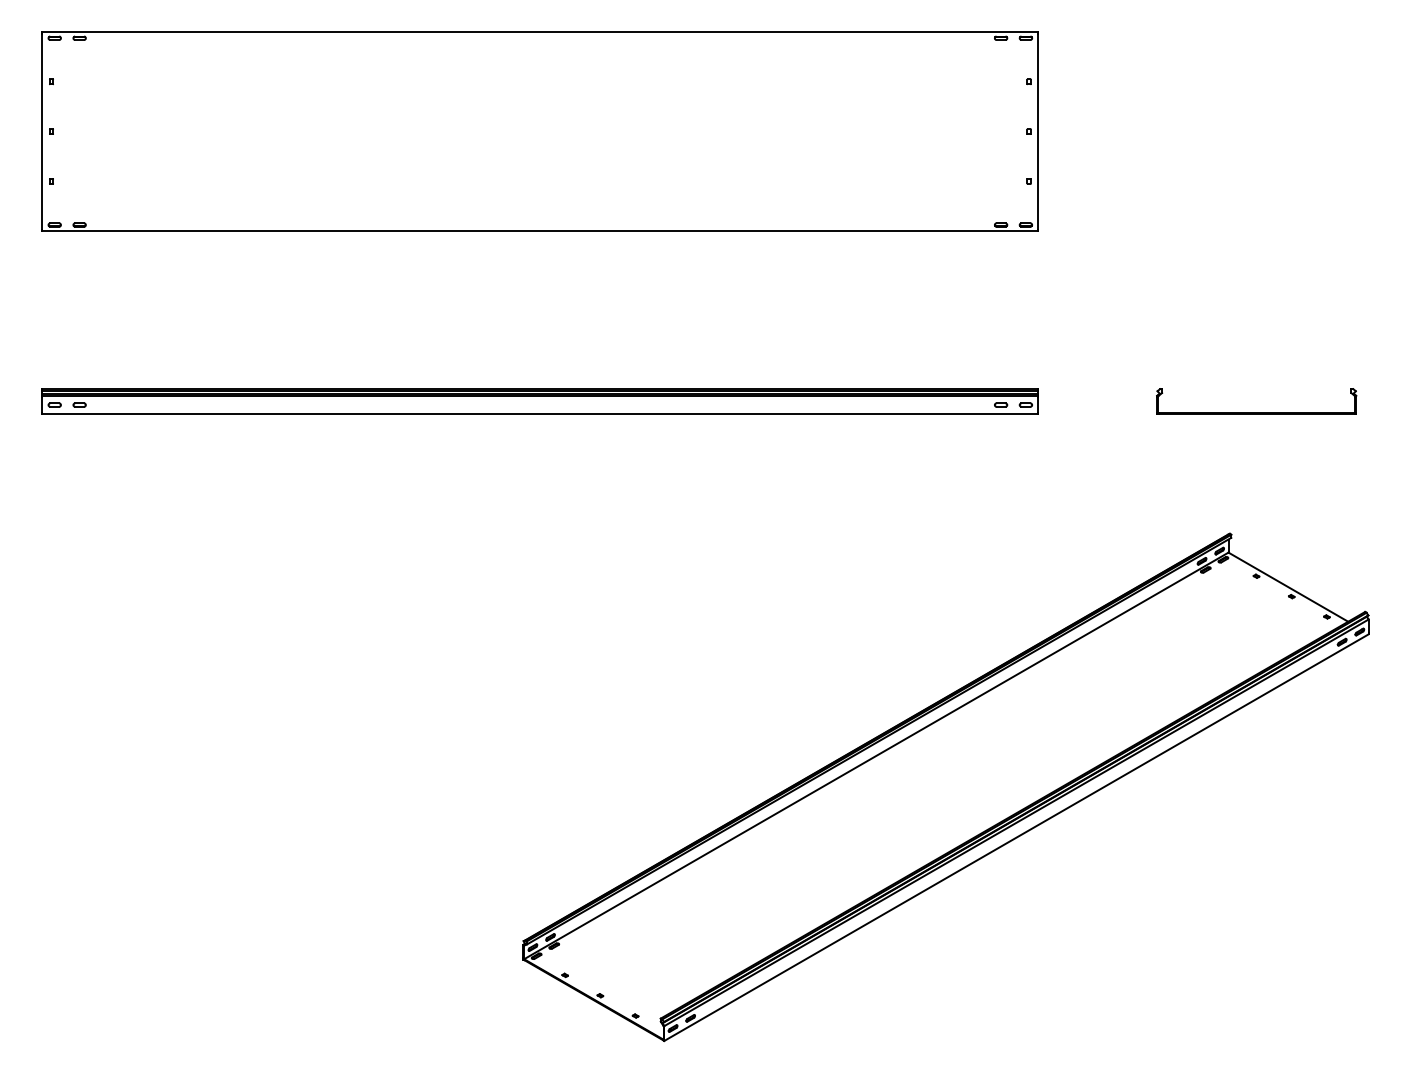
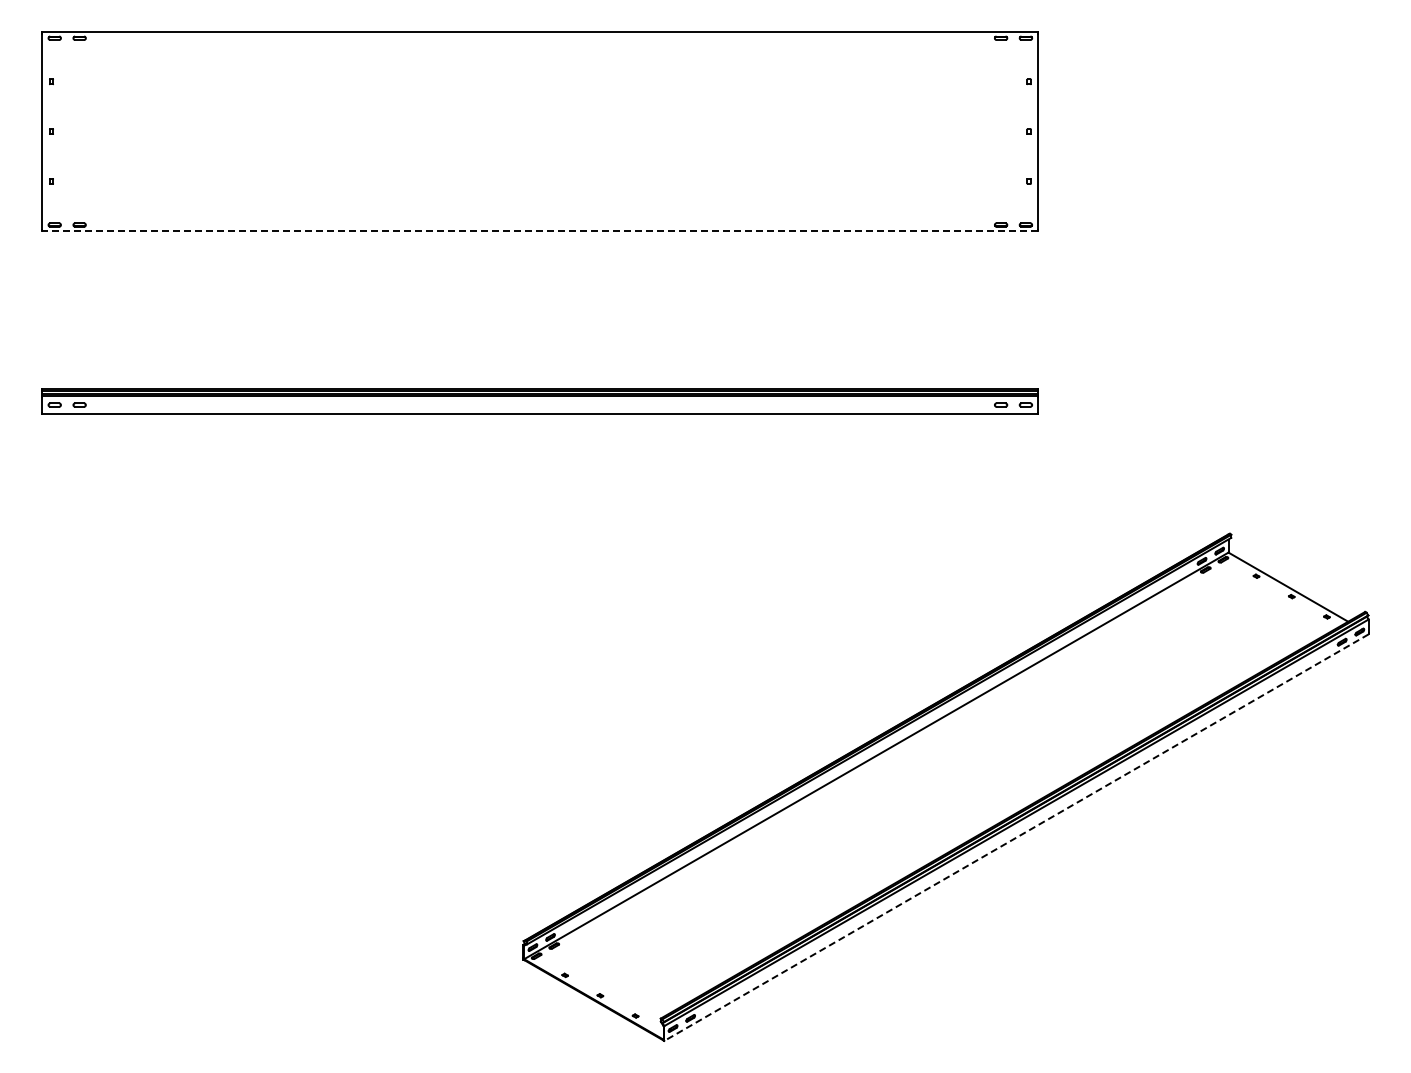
line: solid -> dashed (539, 231)
part: present -> none (1256, 412)
line: solid -> dashed (1016, 837)
